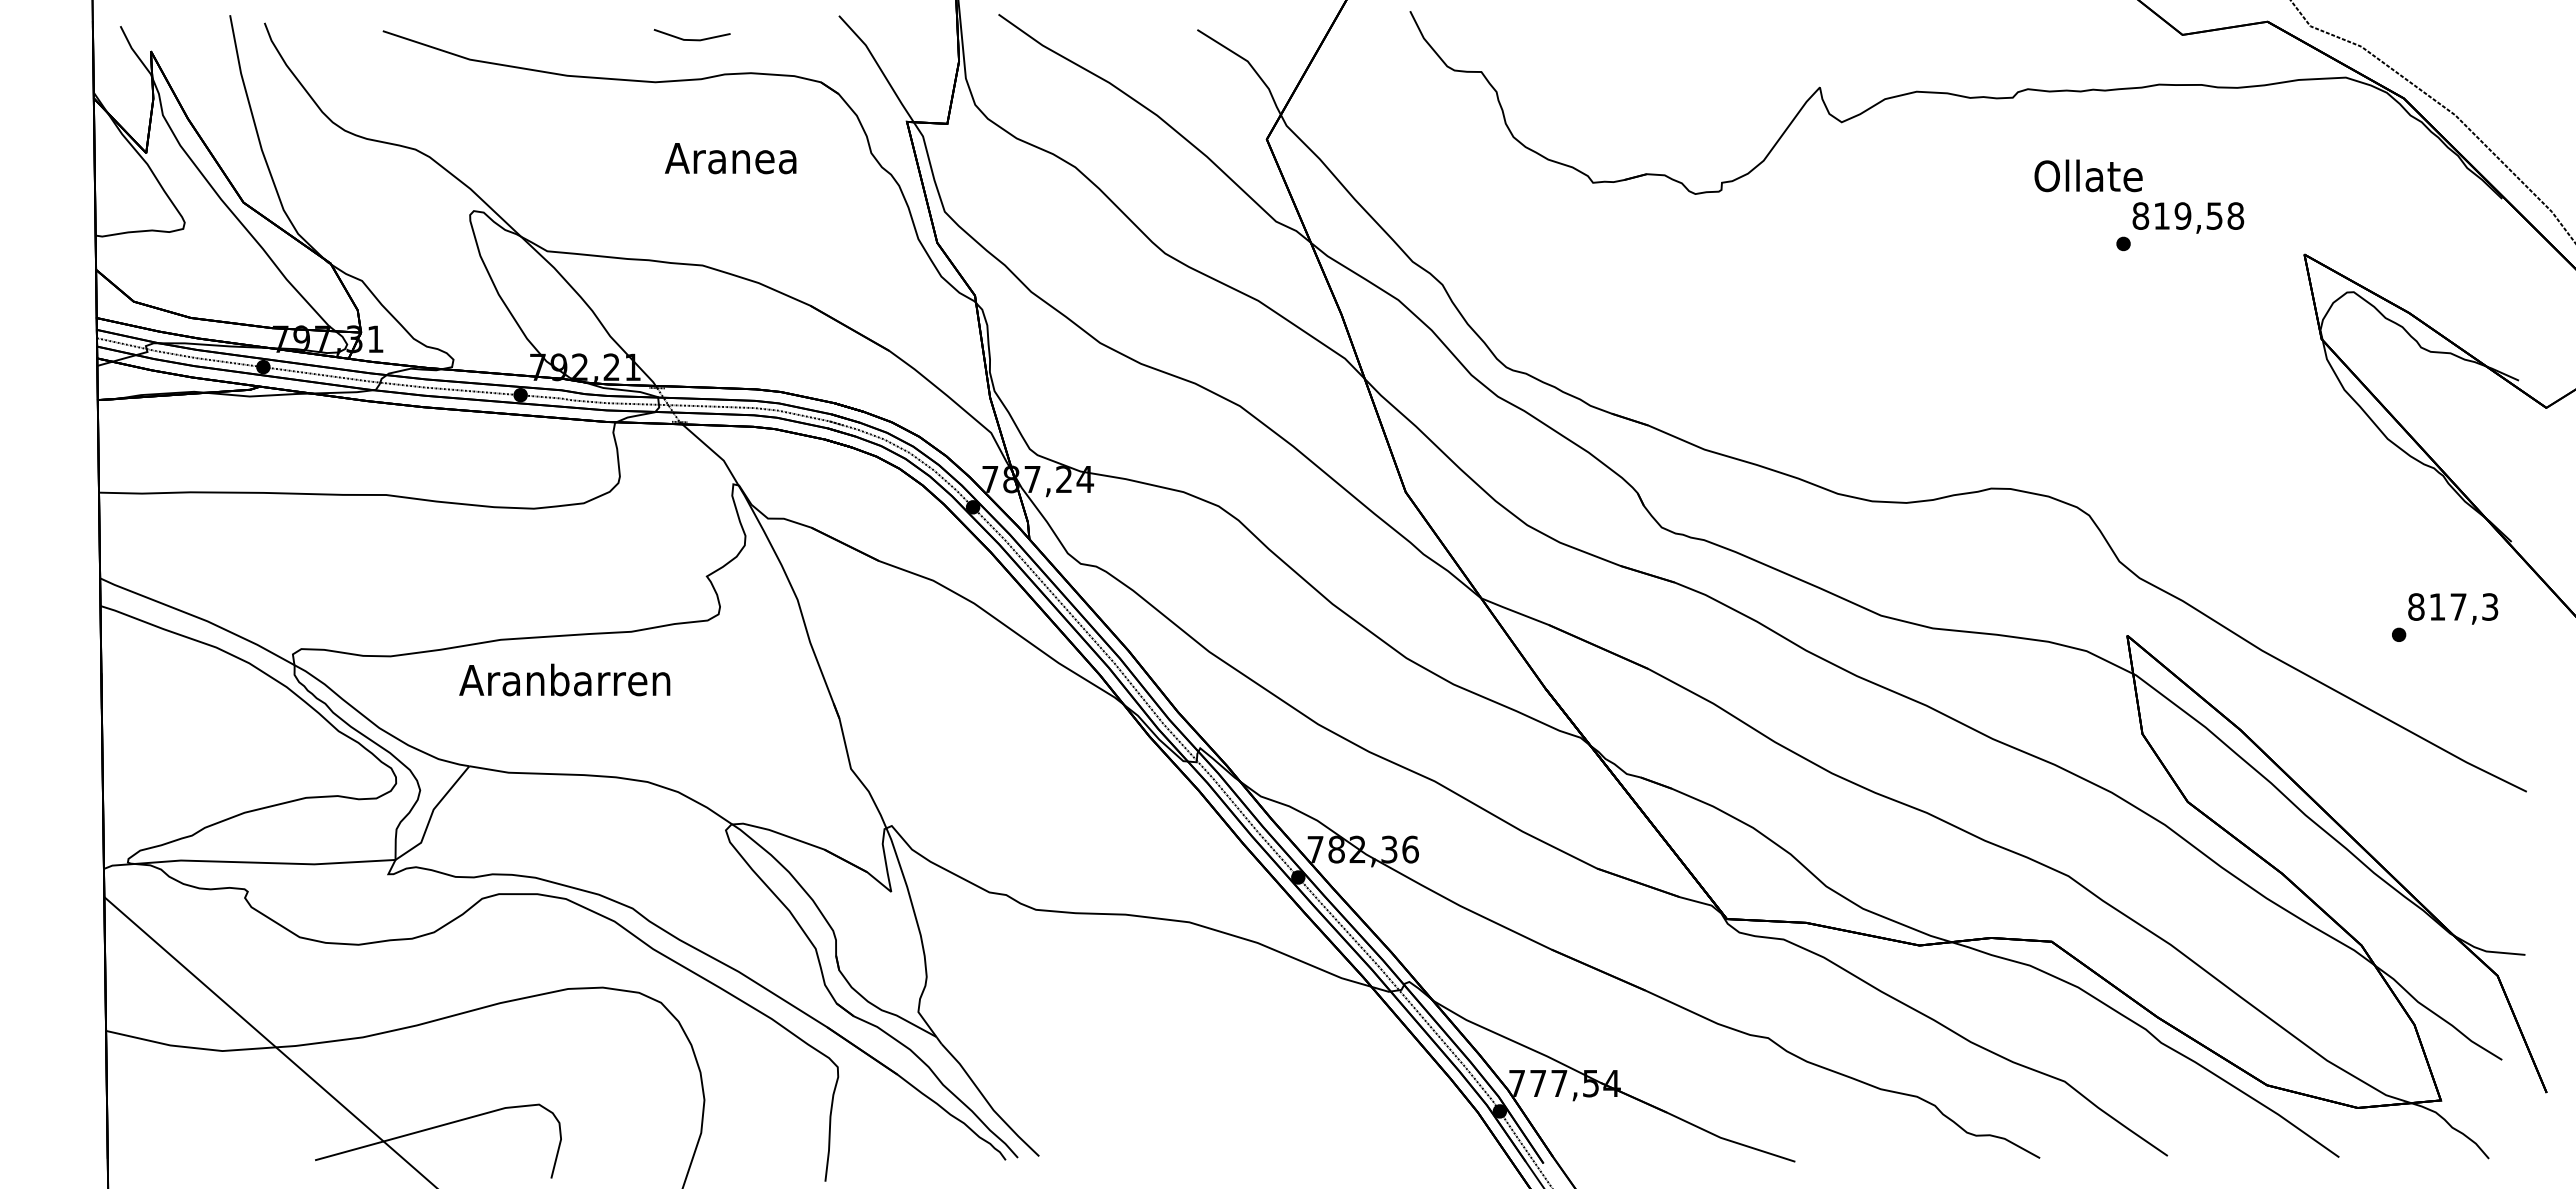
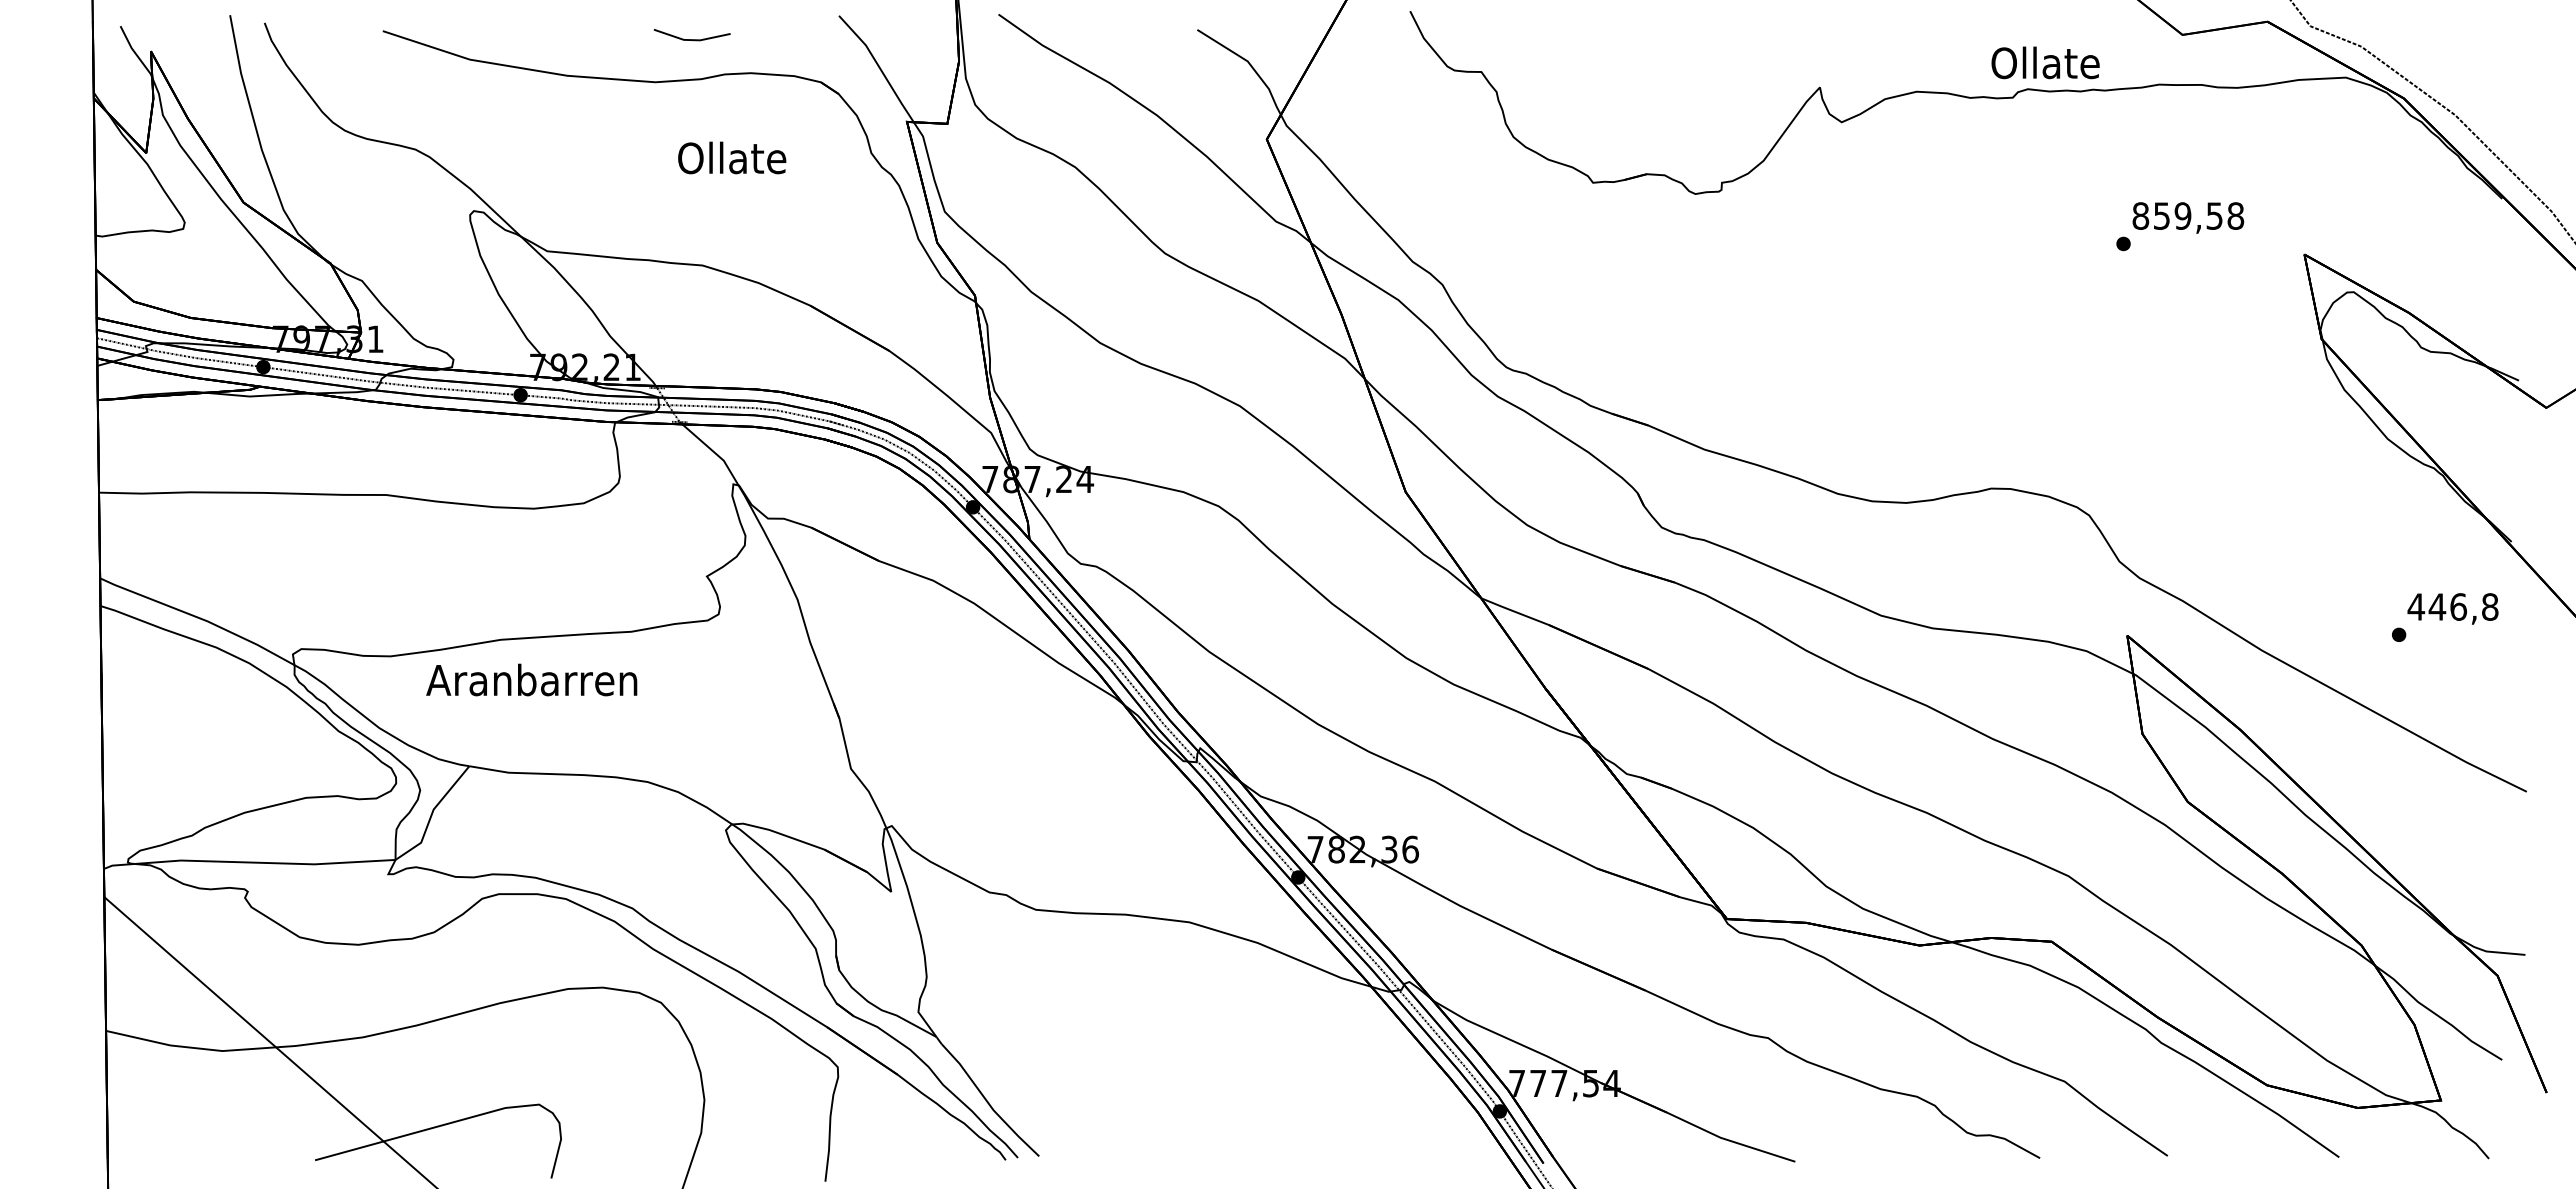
text: Aranea -> Ollate (730, 157)
text position: (2088, 175) -> (2045, 62) (2045, 62)
text: 819,58 -> 859,58 (2161, 215)
text: 817,3 -> 446,8 (2452, 606)
text position: (564, 679) -> (531, 679) (531, 679)
